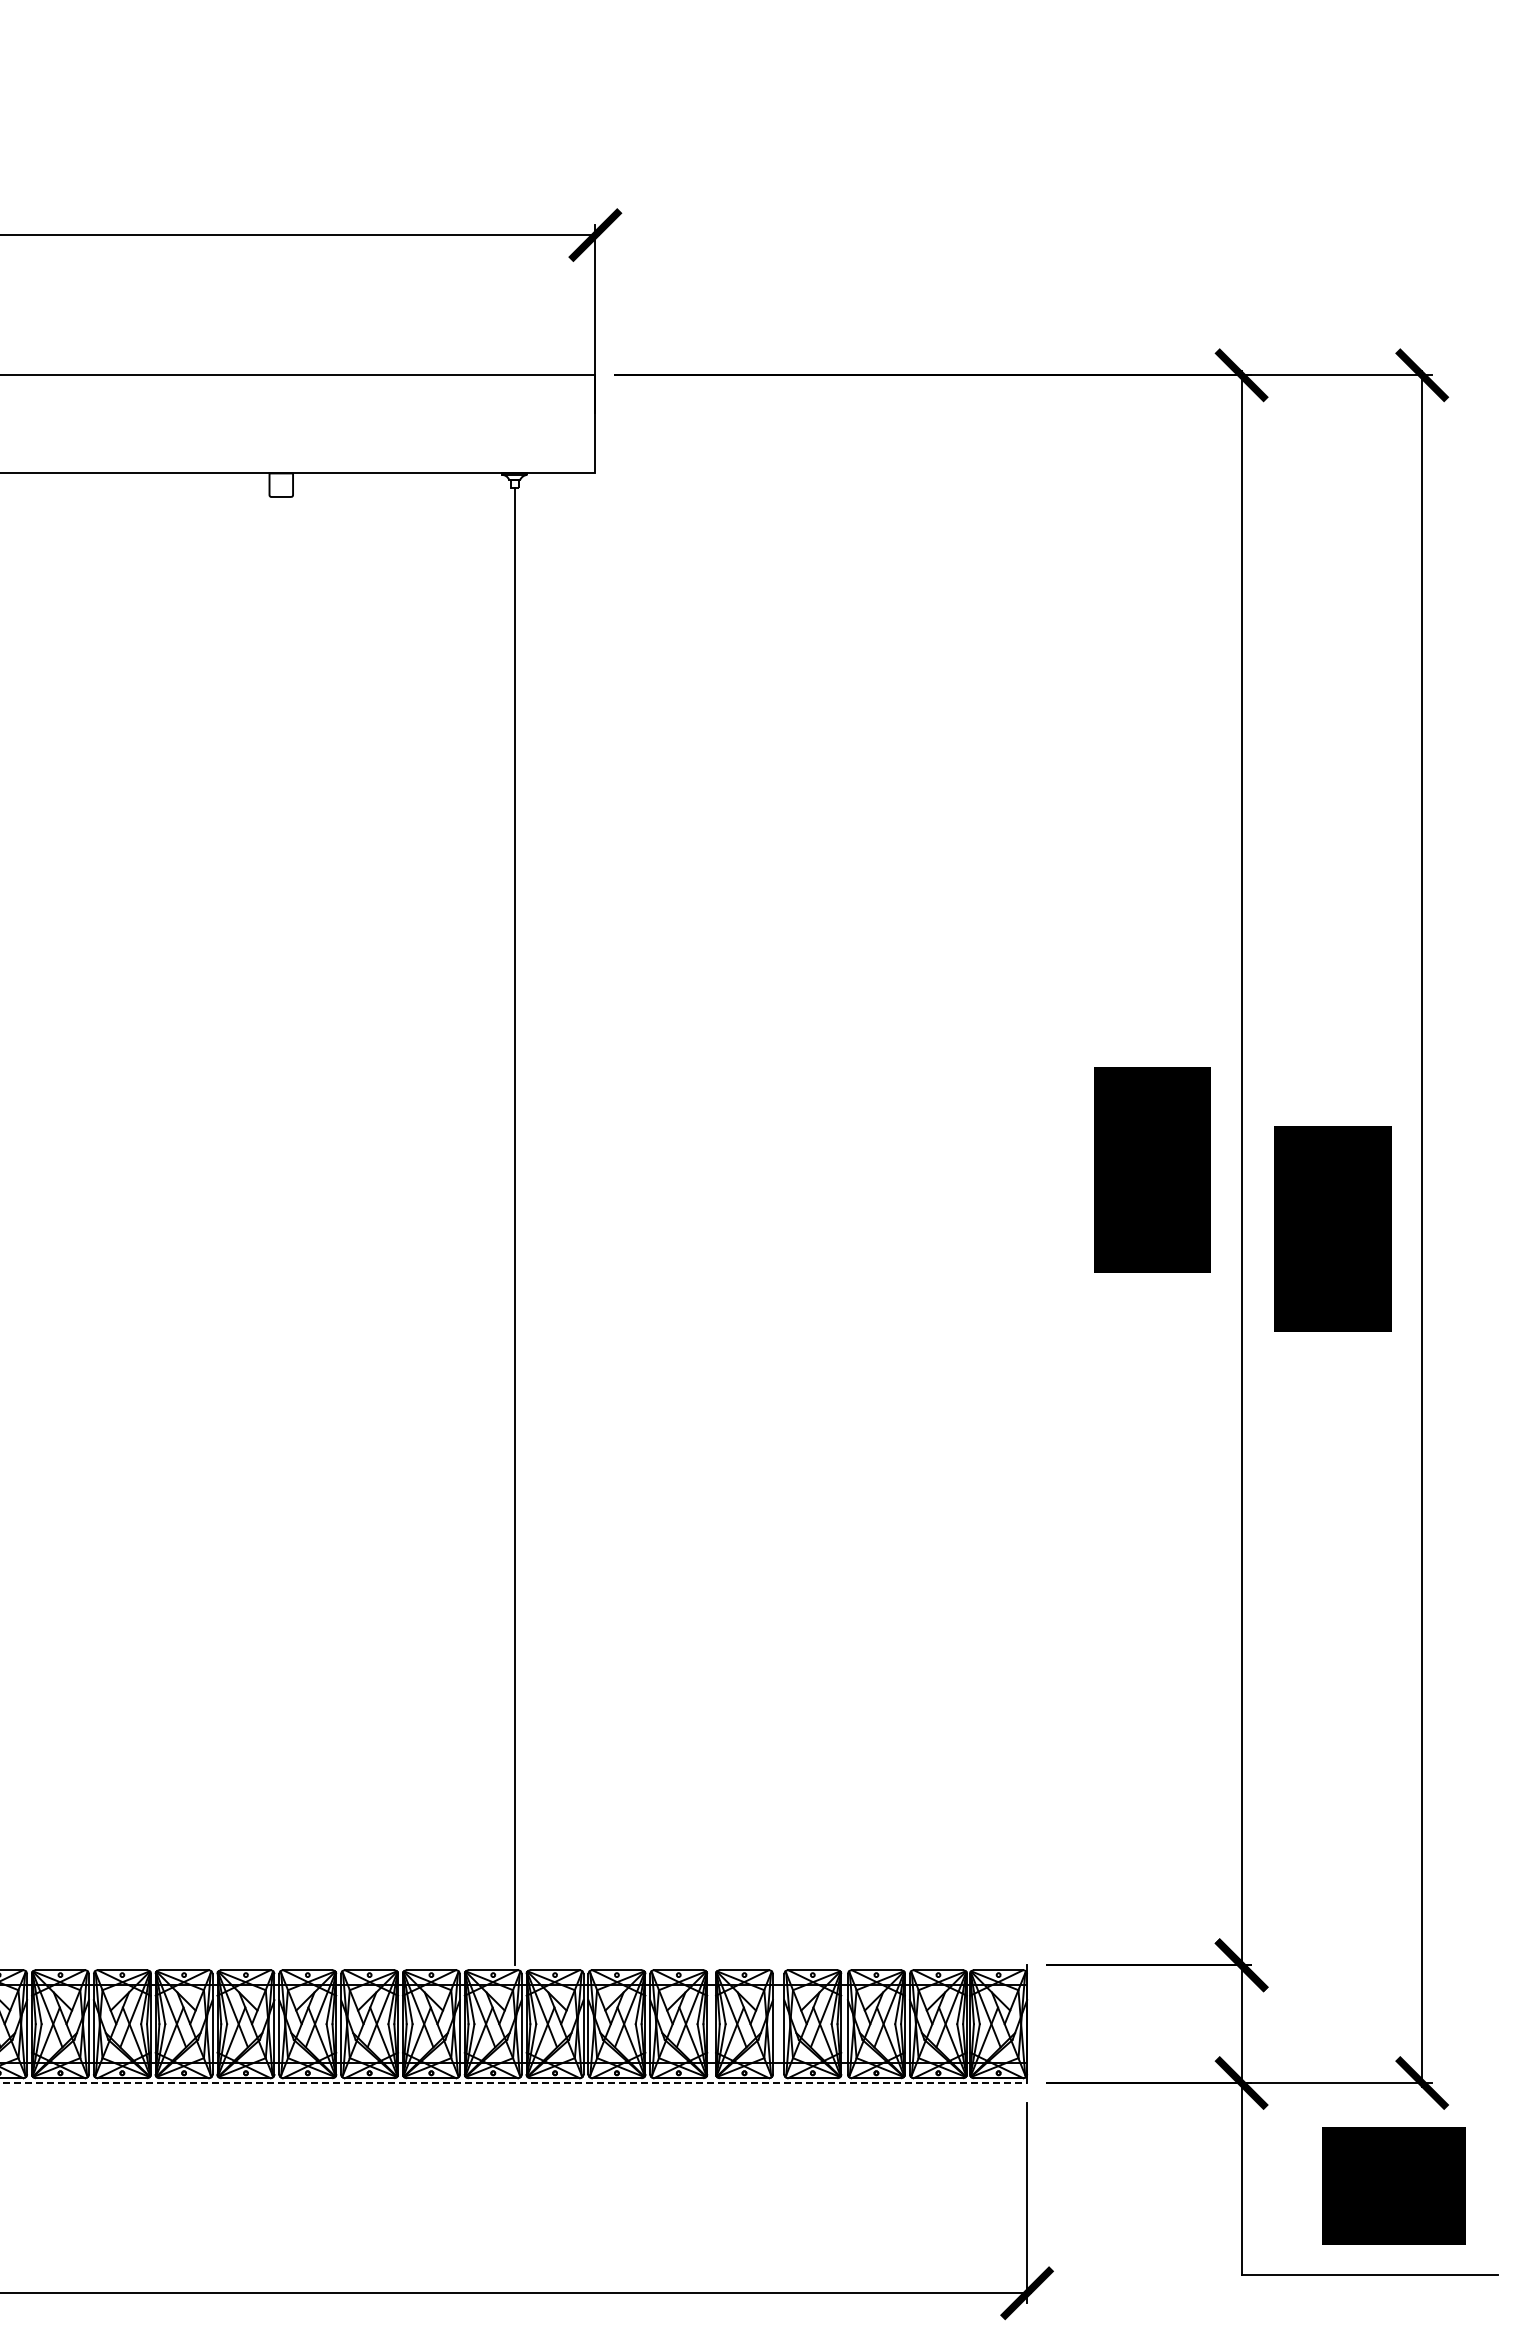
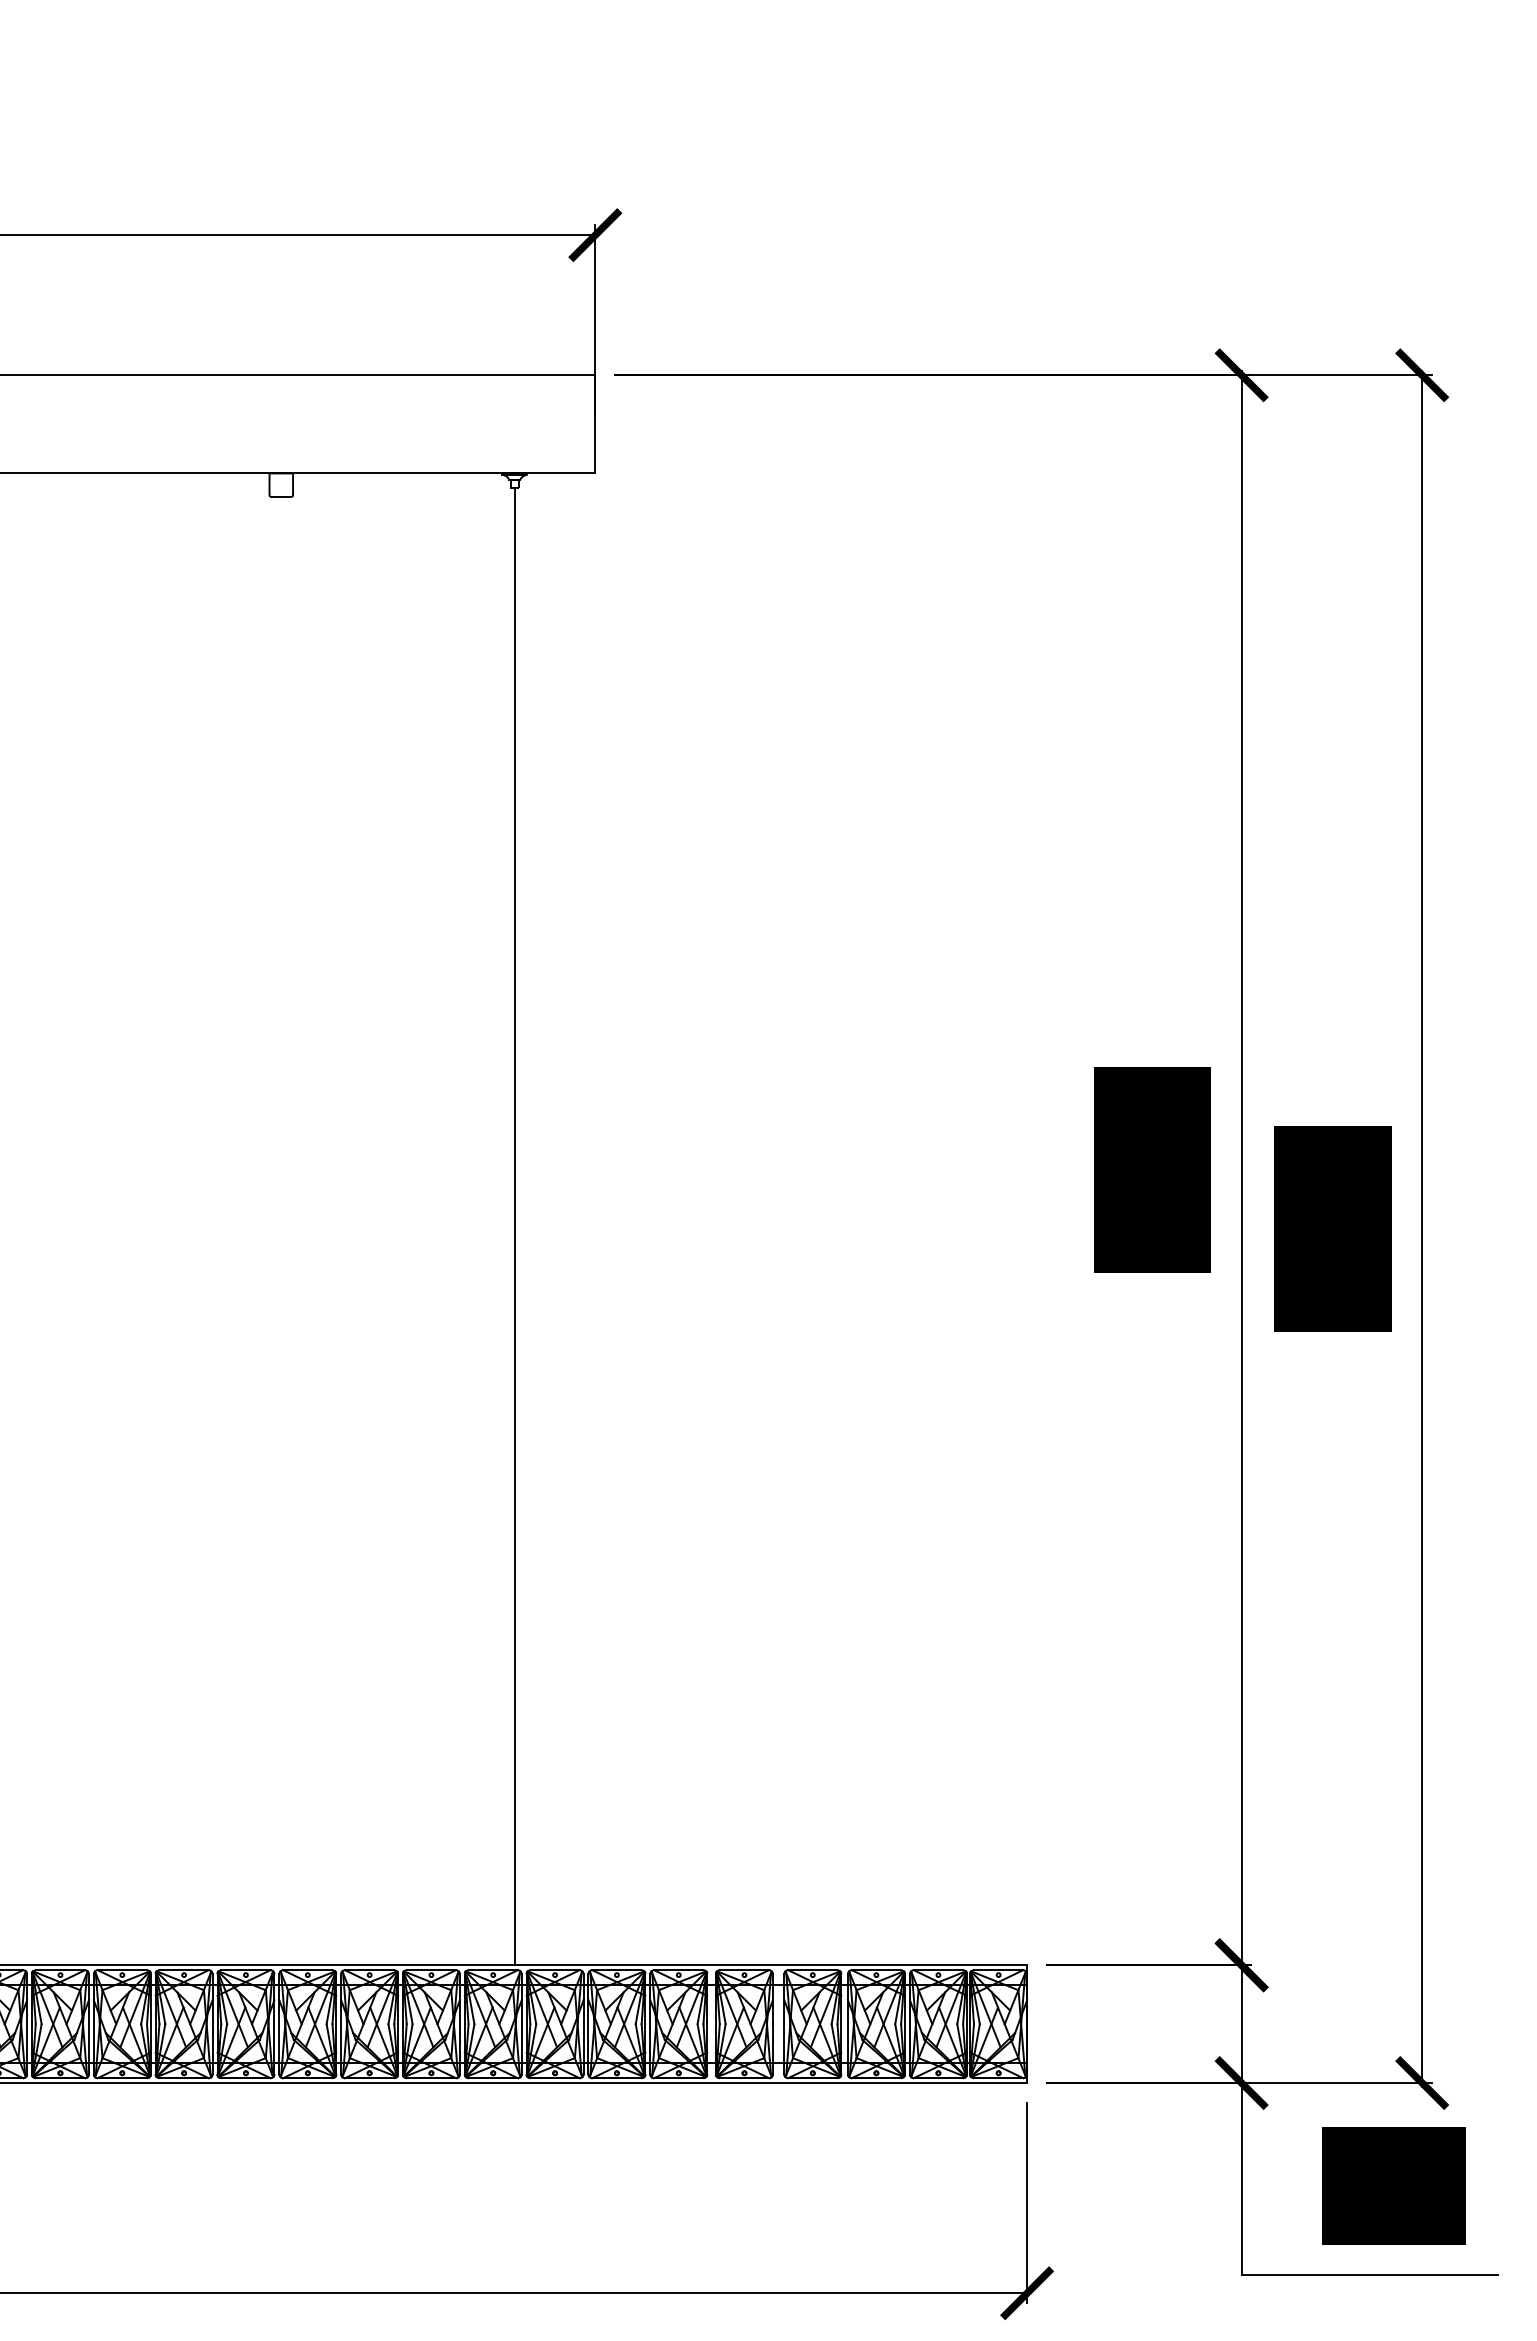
line: none -> present (514, 1965)
line: dashed -> solid (514, 2083)
